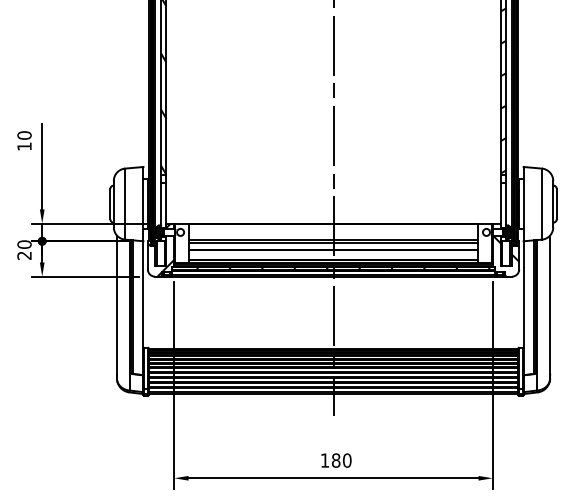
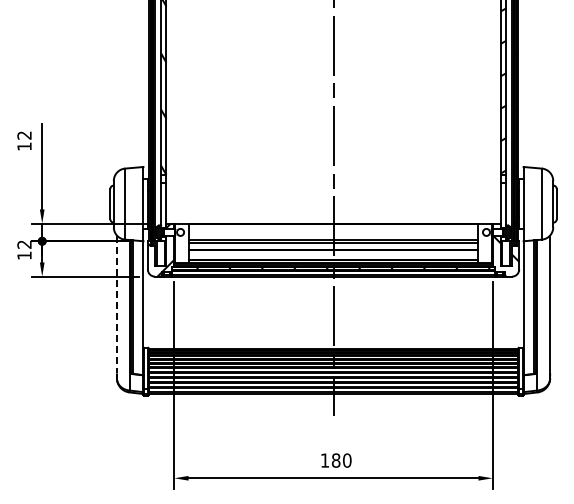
text: 10 -> 12 (24, 135)
text: 20 -> 12 (24, 249)
line: solid -> dashed (116, 304)
